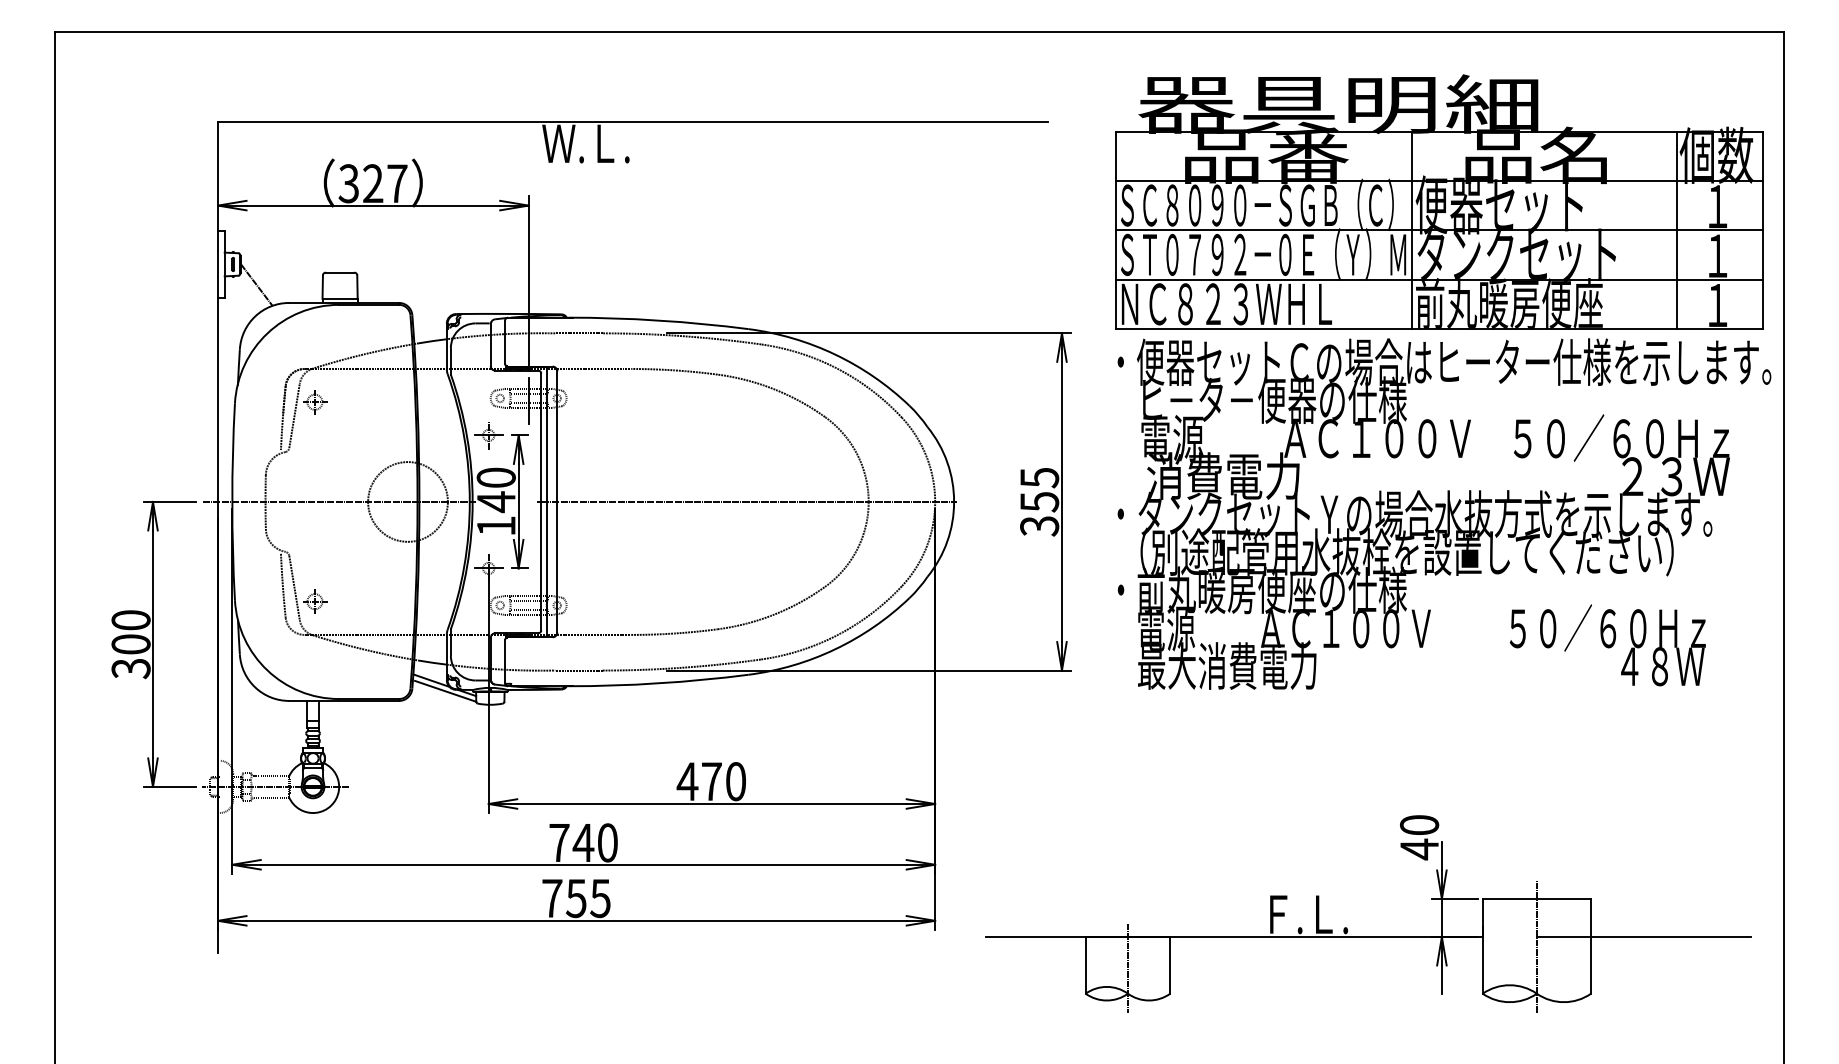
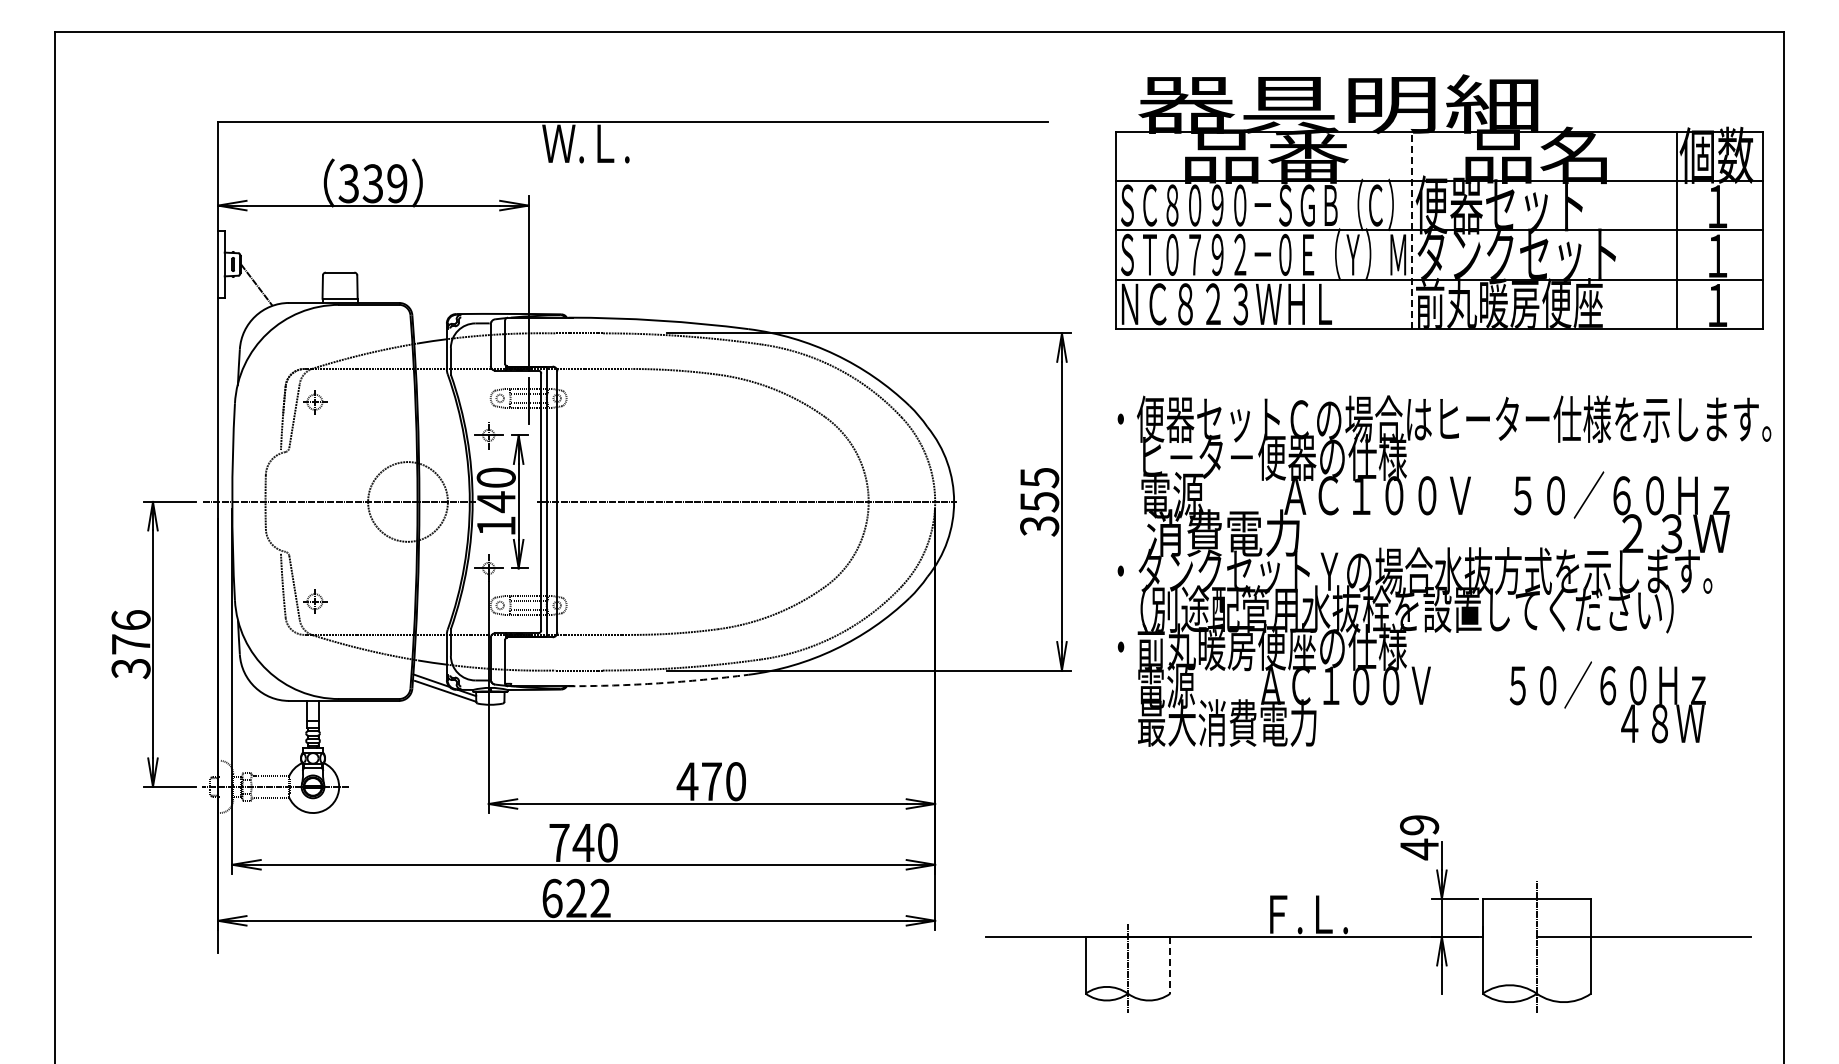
text: 327 -> 339 (384, 183)
line: solid -> dashed (1411, 230)
text position: (1444, 513) -> (1444, 570) (1444, 570)
text: 300 -> 376 (130, 632)
arc: solid -> dashed (658, 683)
text: 40 -> 49 (1419, 825)
text: 755 -> 622 (576, 898)
line: solid -> dashed (1170, 965)
